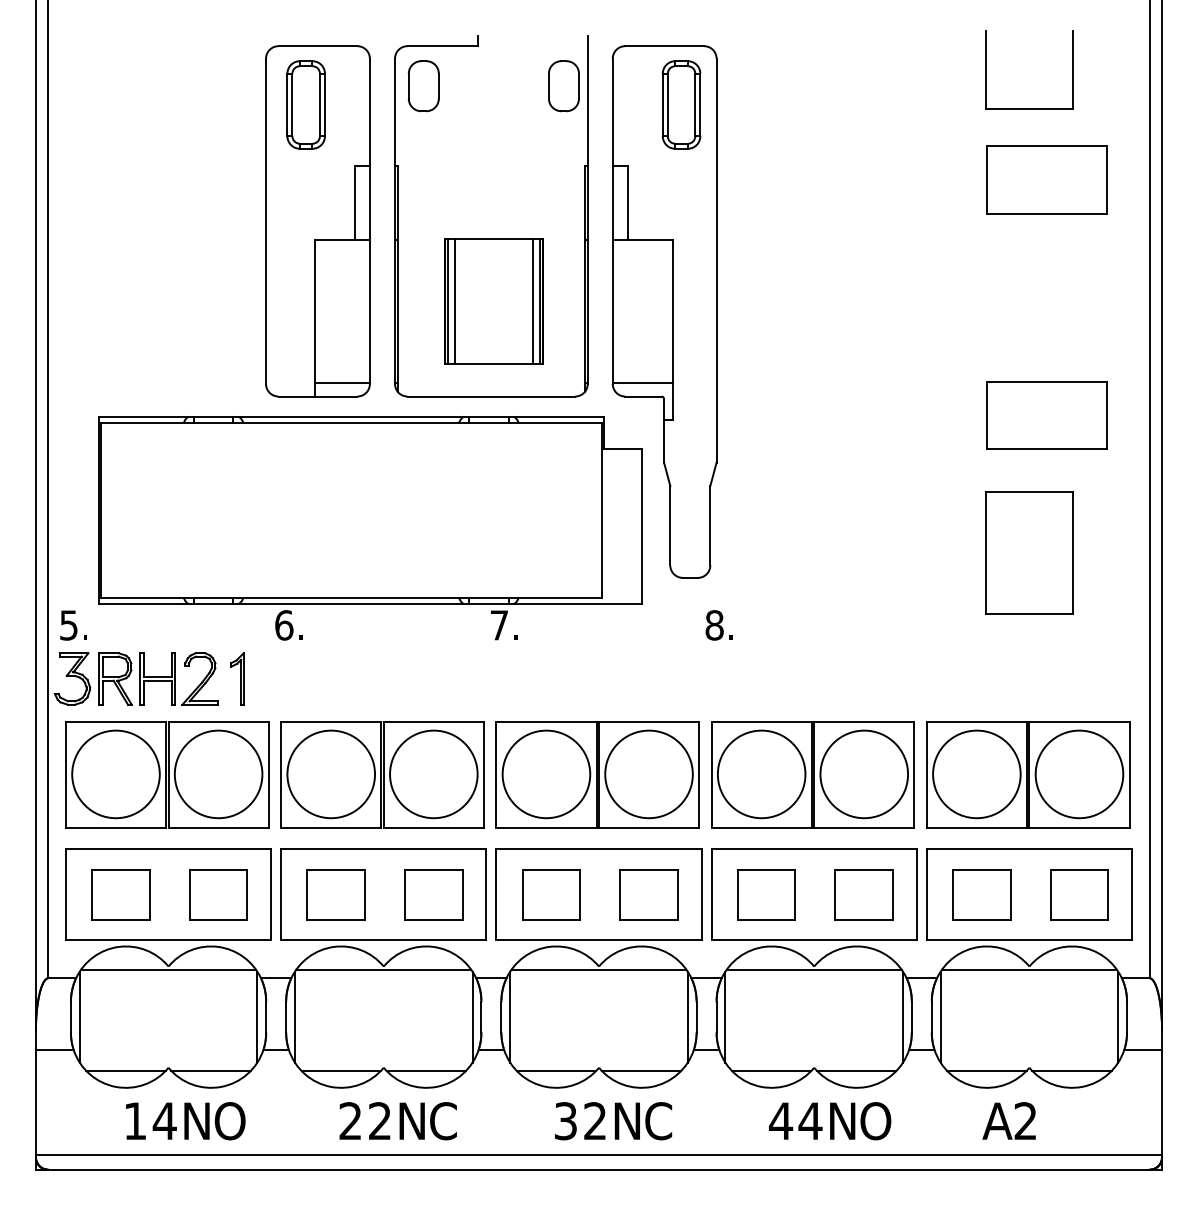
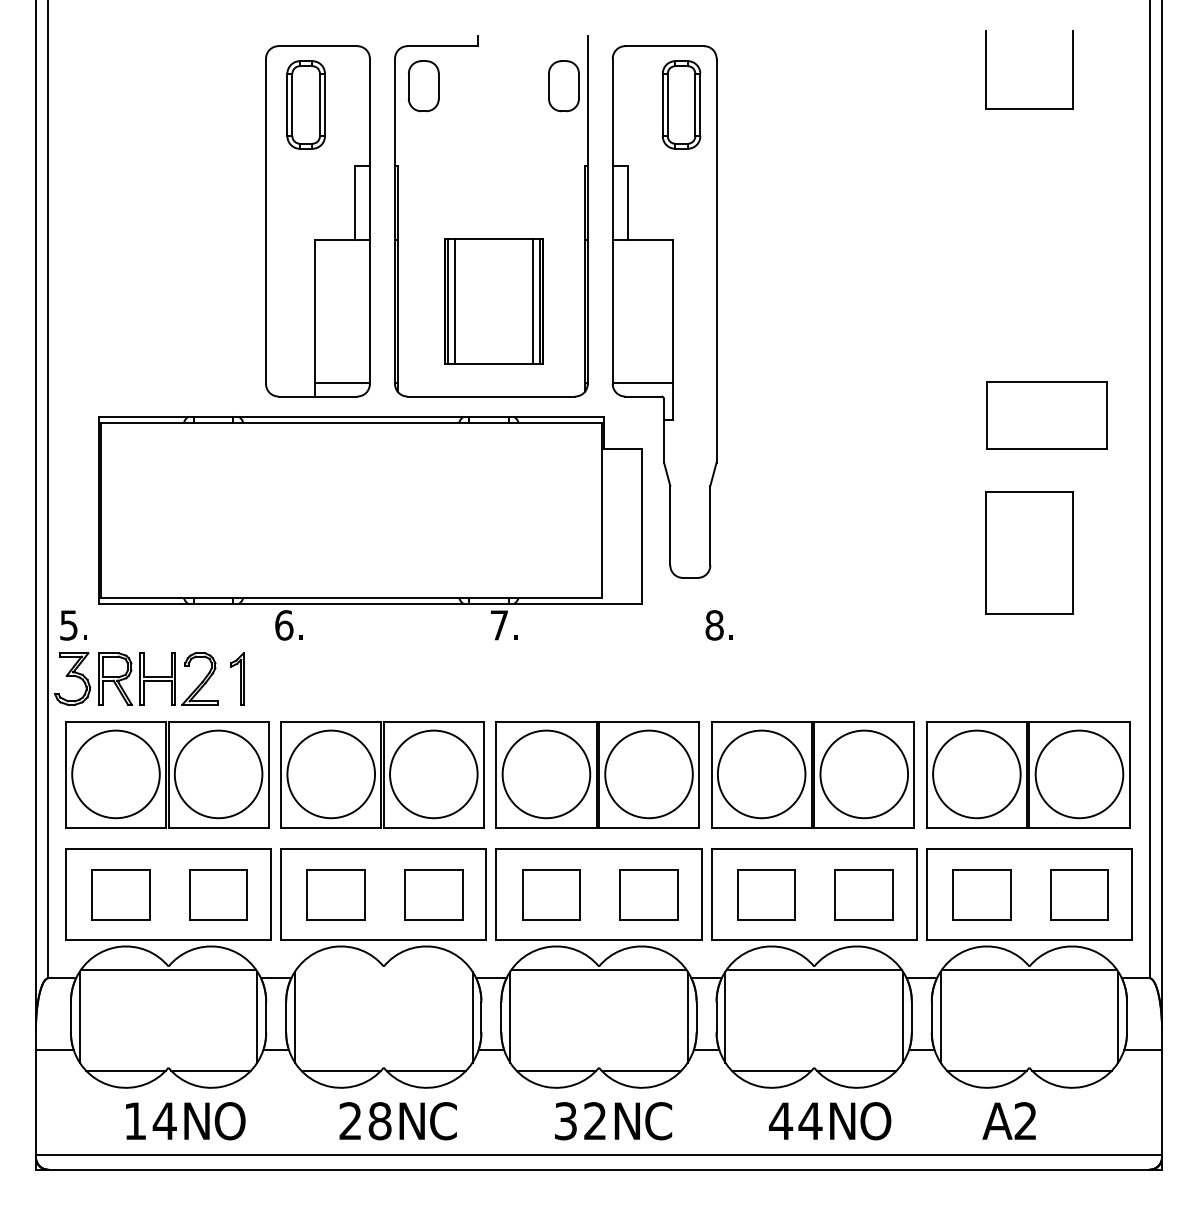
part: present -> none (1046, 179)
line: present -> none (383, 969)
text: 2 -> 8 (379, 1121)
